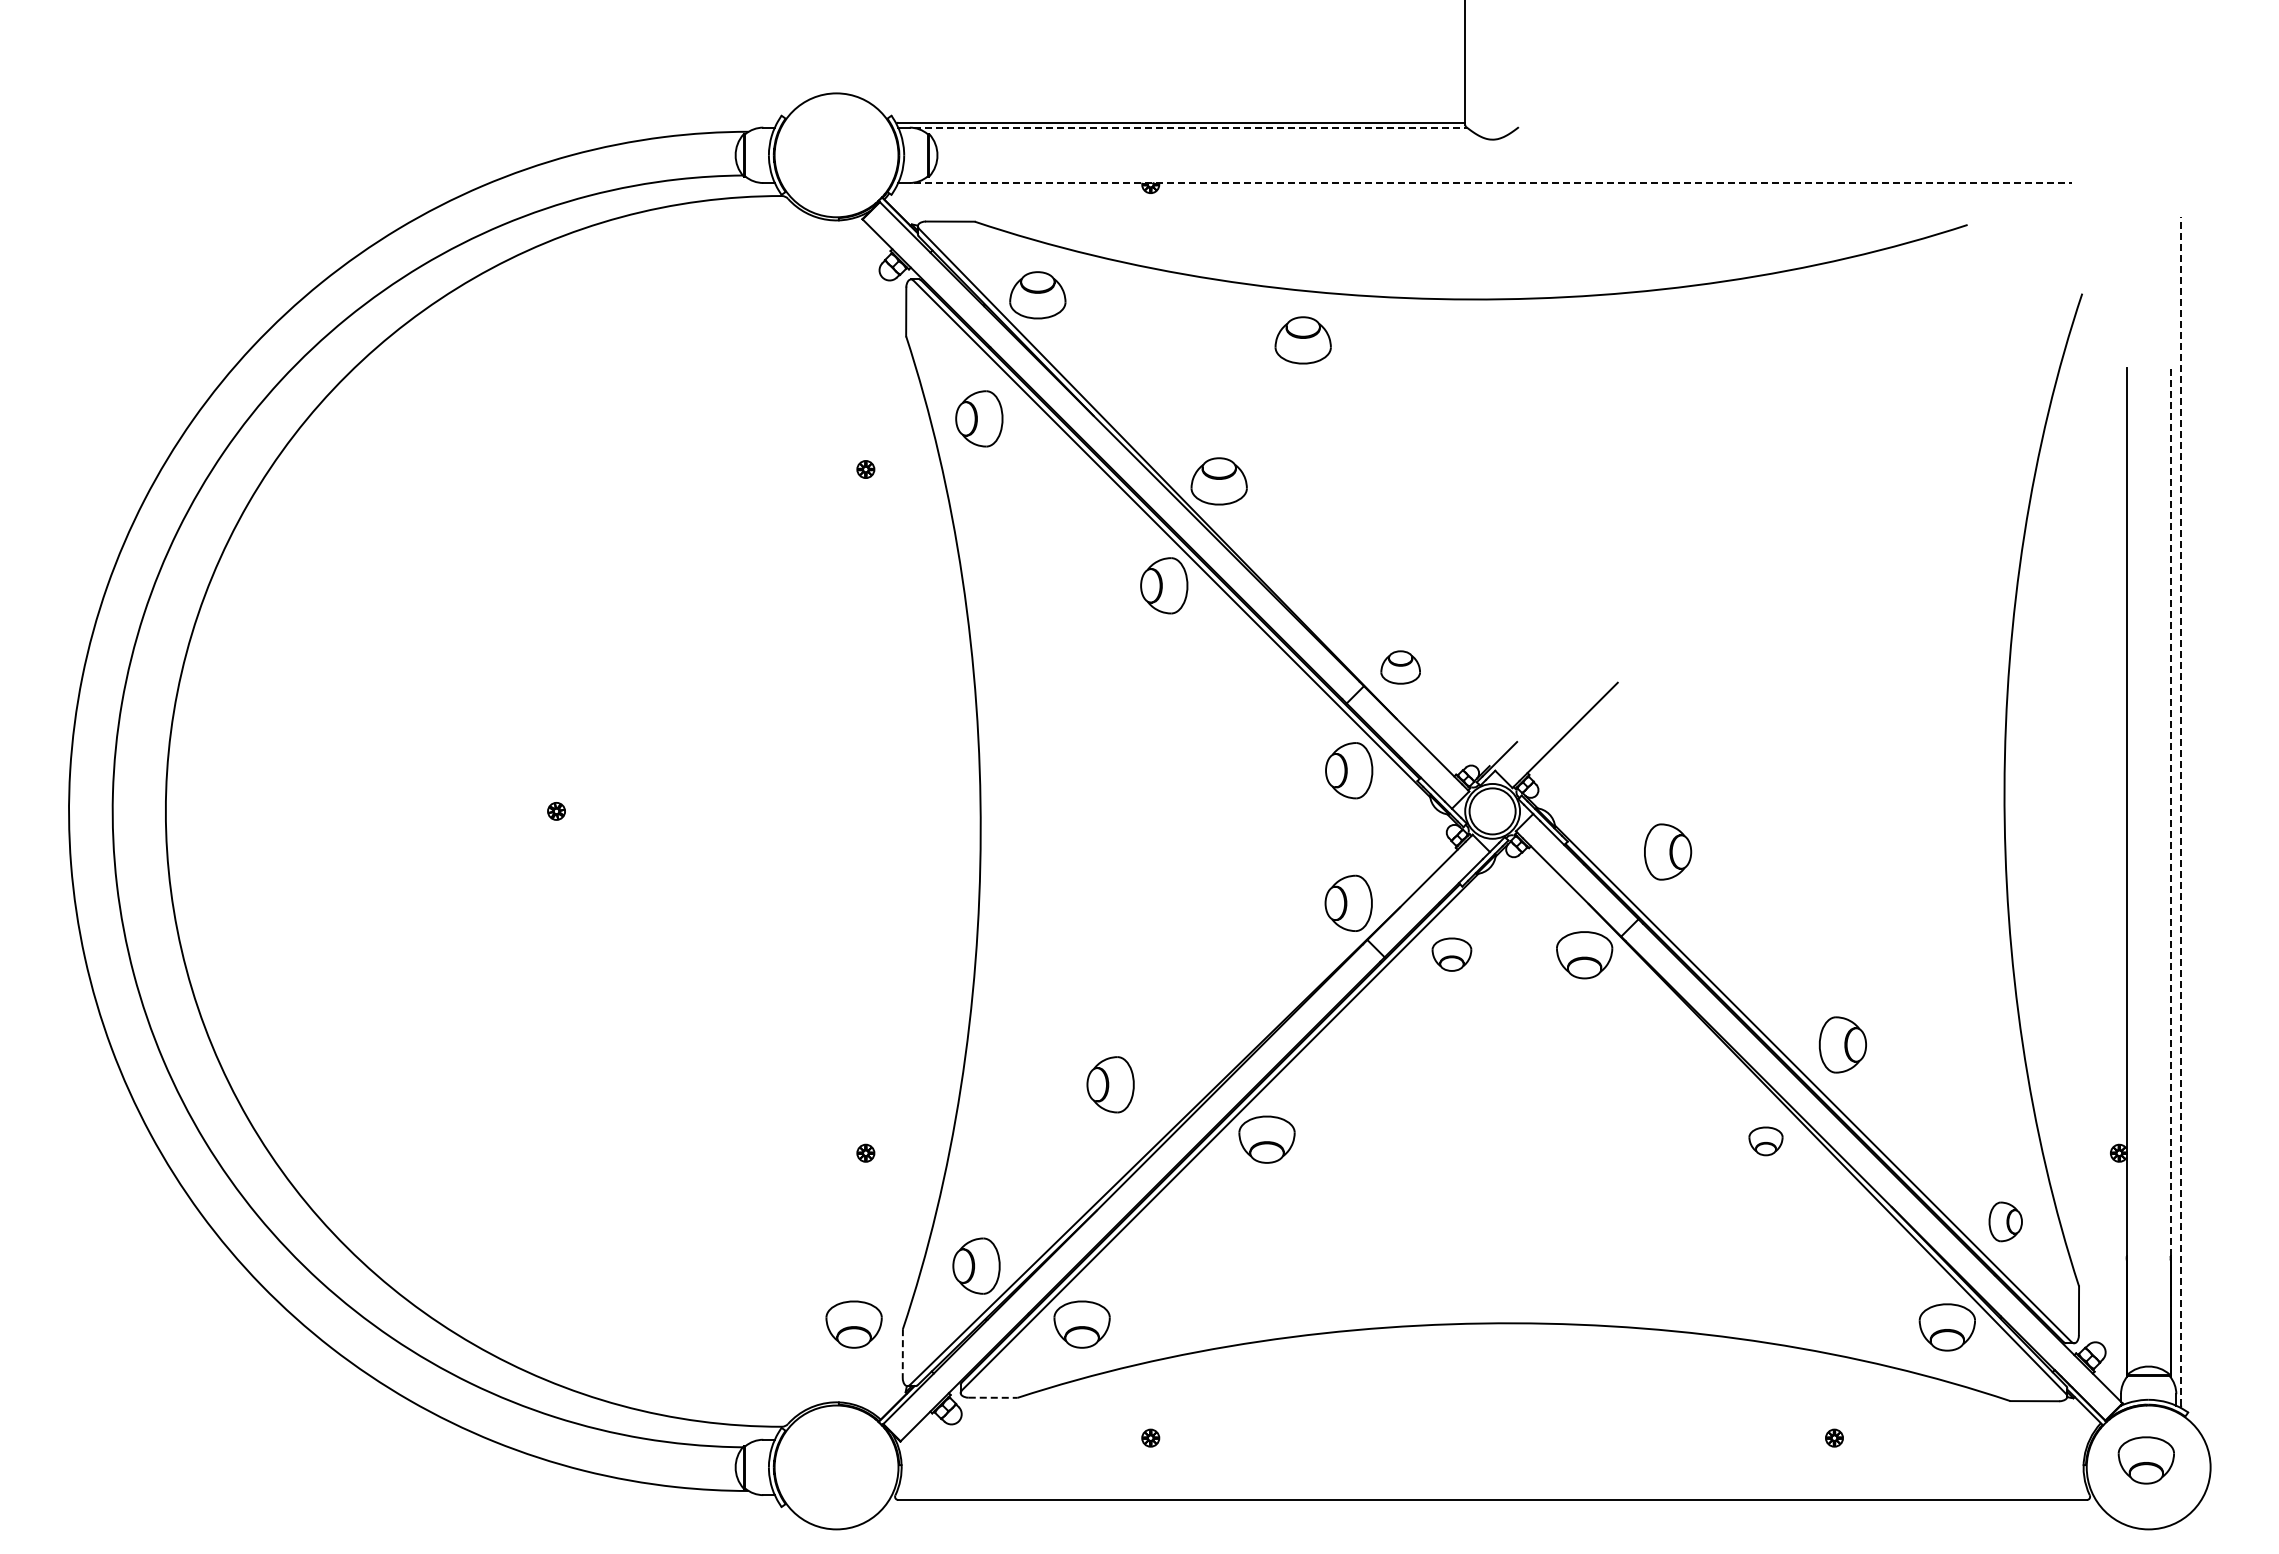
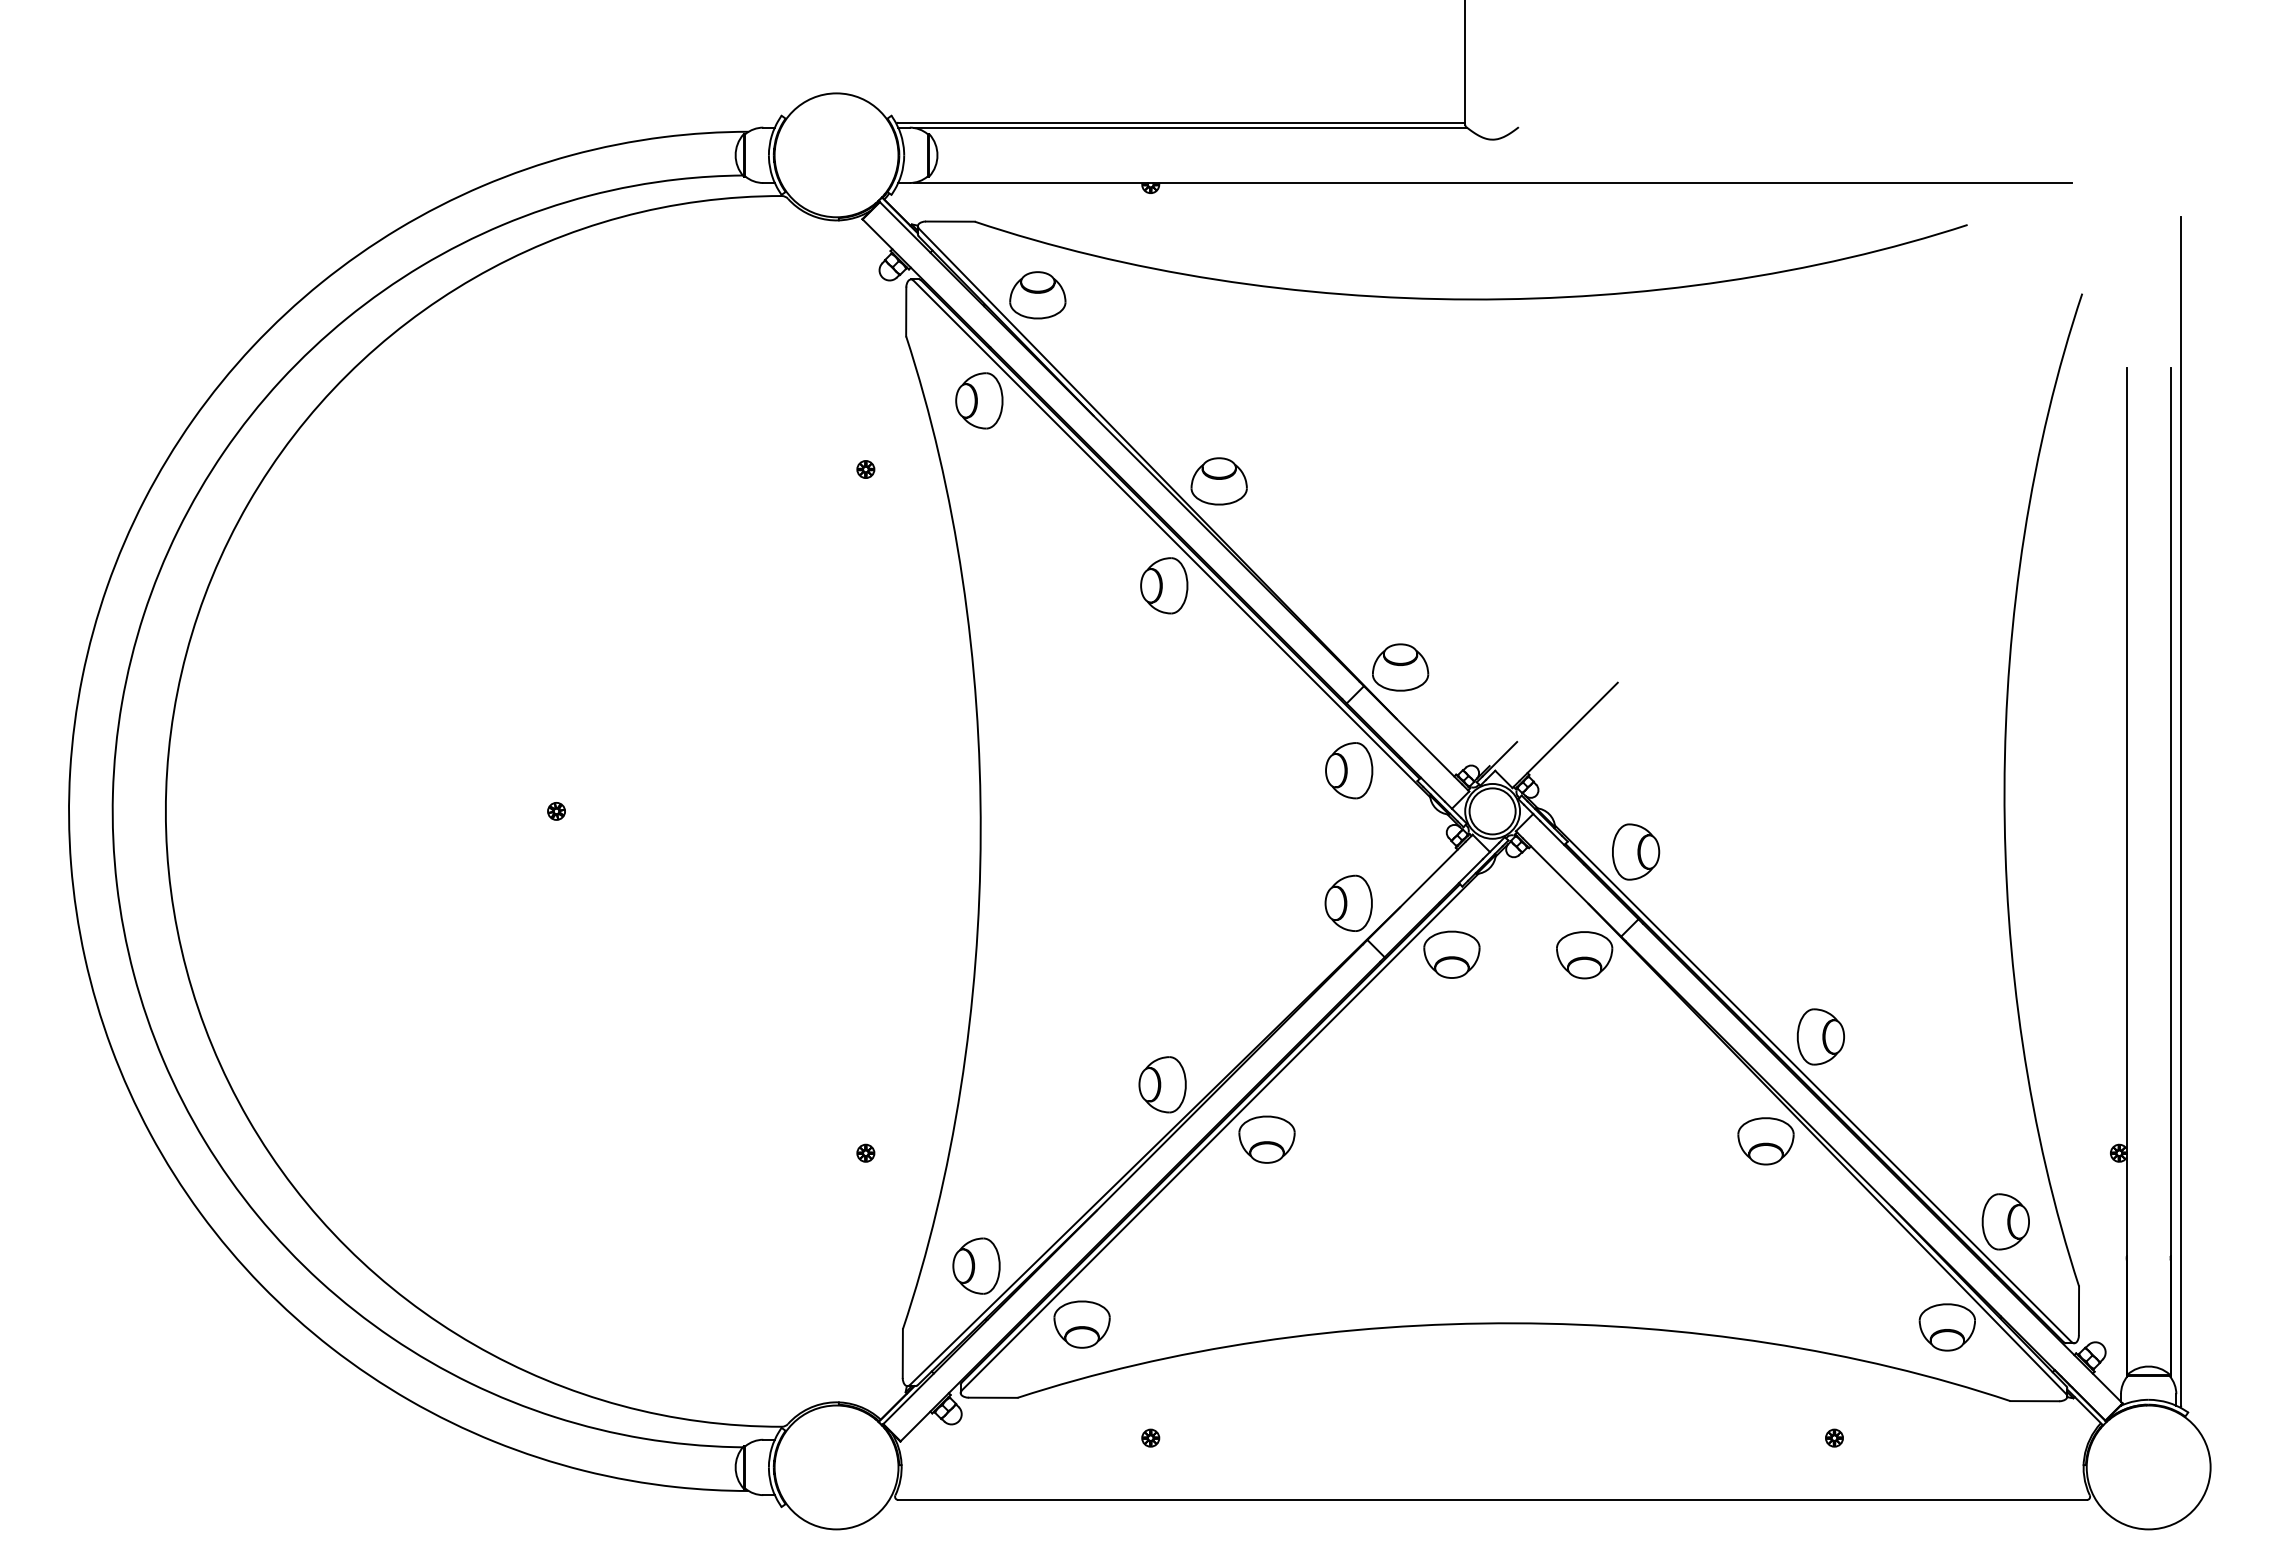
line: dashed -> solid (1190, 127)
line: dashed -> solid (1493, 182)
part: present -> none (1302, 340)
part position: (979, 418) -> (979, 400) (979, 400)
part size: 41x35 px -> 58x49 px (1400, 667)
line: dashed -> solid (2181, 810)
line: dashed -> solid (2170, 811)
part position: (1668, 851) -> (1636, 851) (1636, 851)
part size: 42x35 px -> 58x49 px (1451, 954)
part position: (1842, 1044) -> (1820, 1036) (1820, 1036)
part position: (1110, 1084) -> (1162, 1084) (1162, 1084)
part size: 36x31 px -> 58x49 px (1765, 1141)
part size: 35x42 px -> 49x58 px (2005, 1221)
part: present -> none (853, 1324)
line: dashed -> solid (902, 1354)
line: dashed -> solid (993, 1397)
part: present -> none (2145, 1460)
